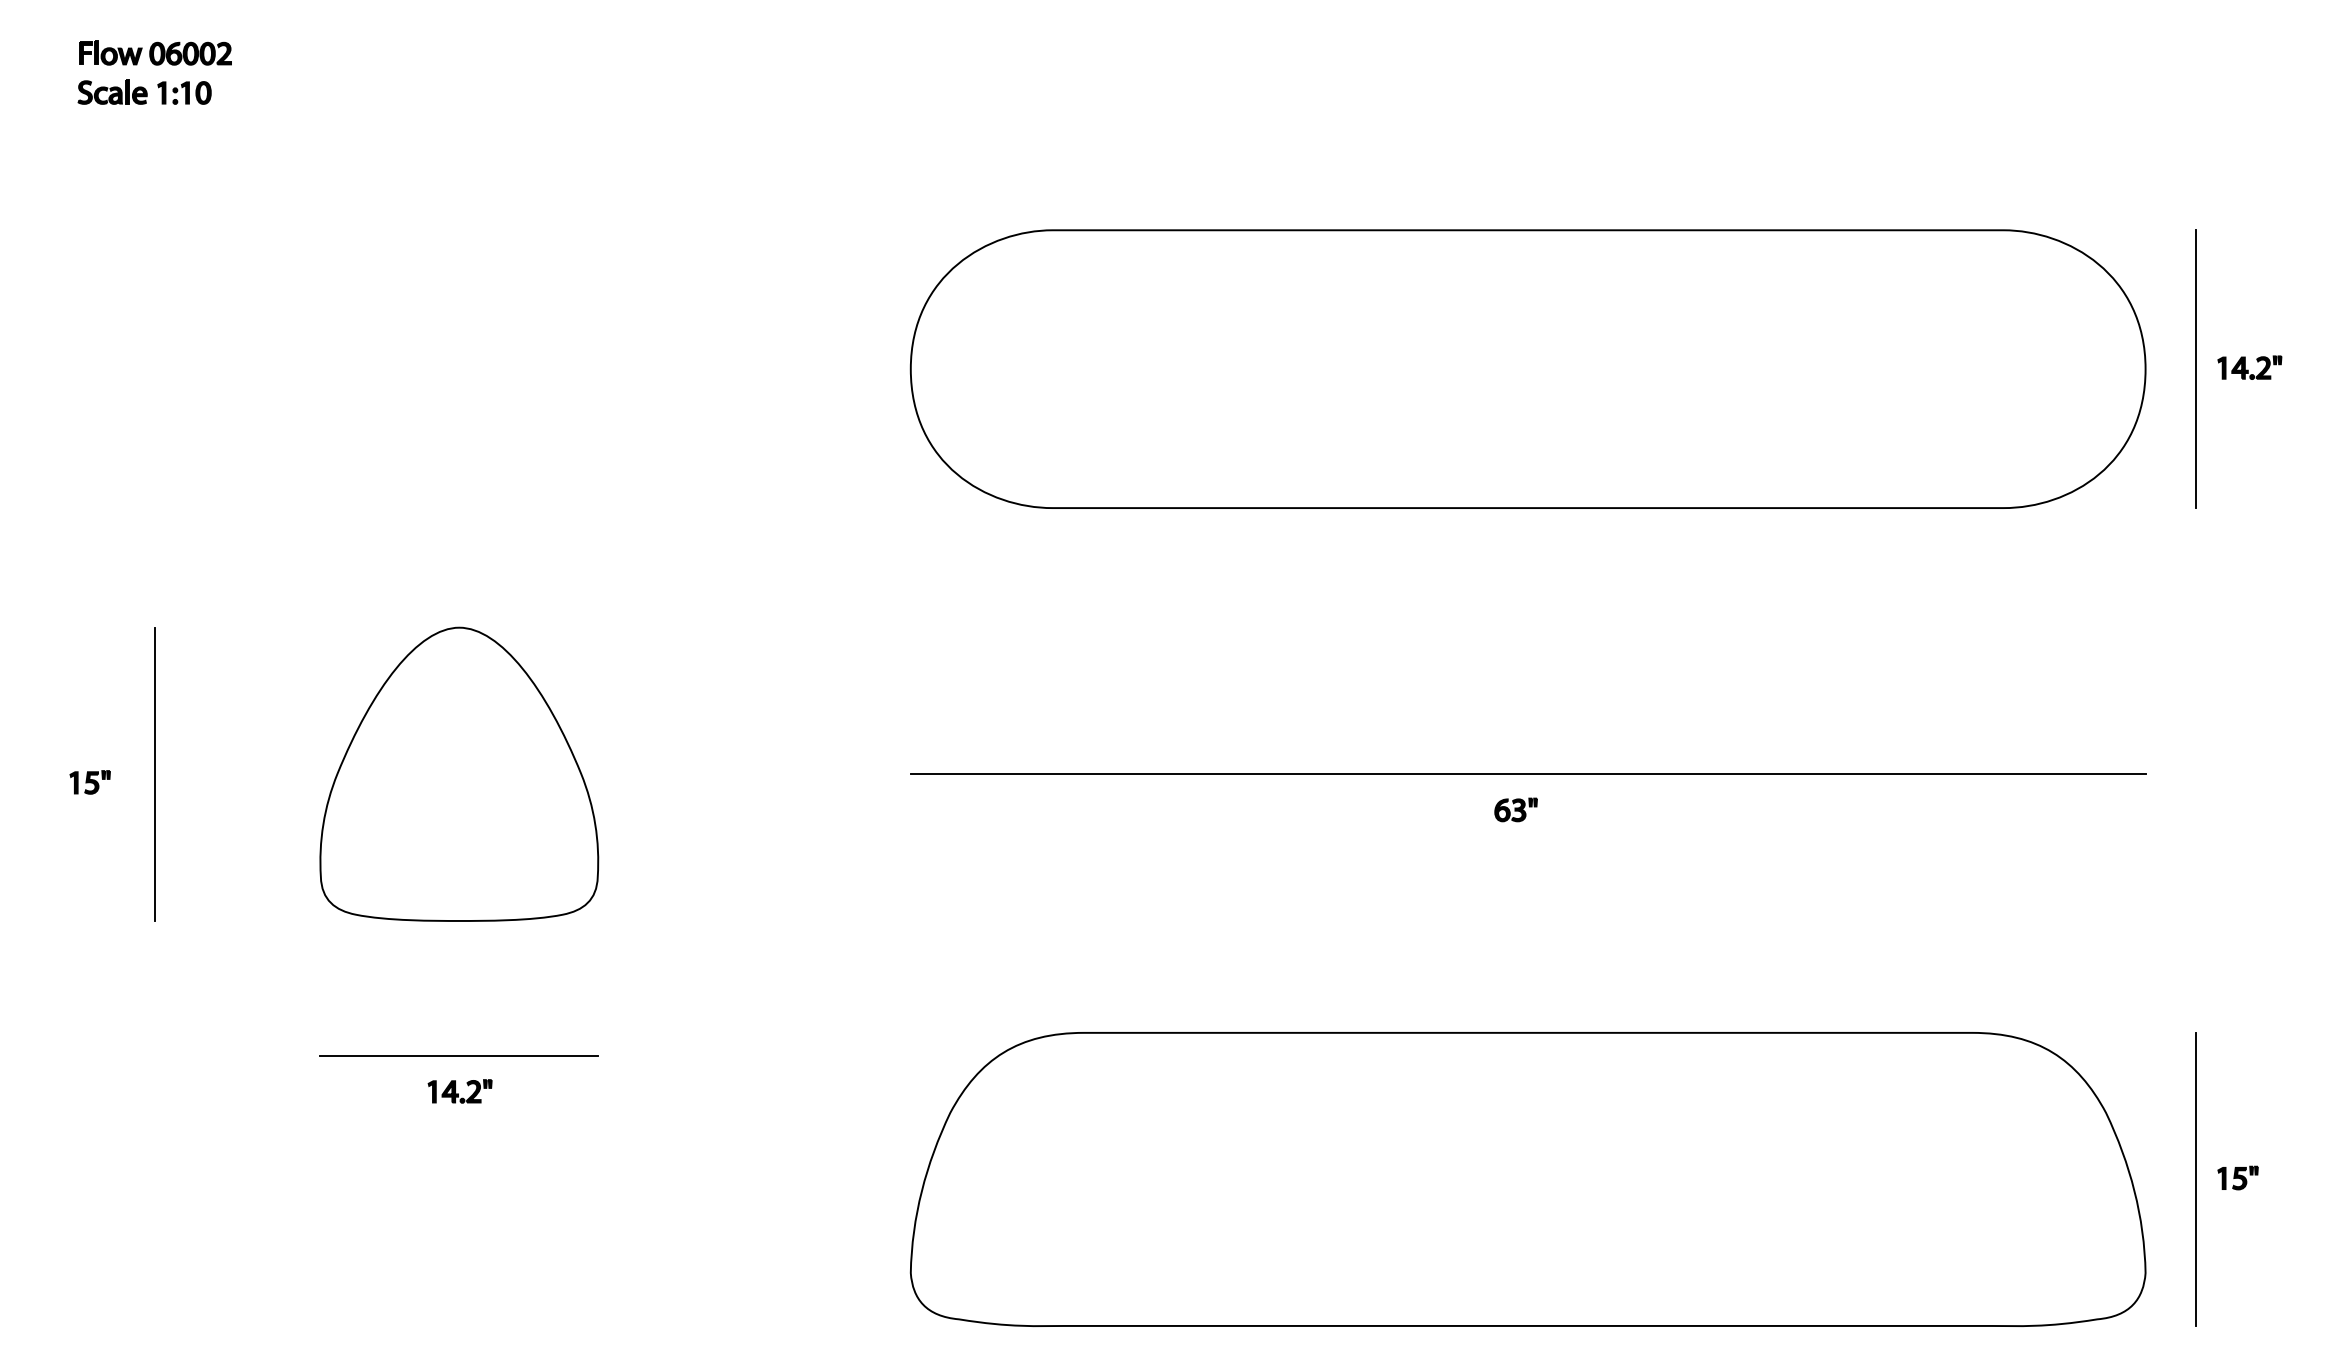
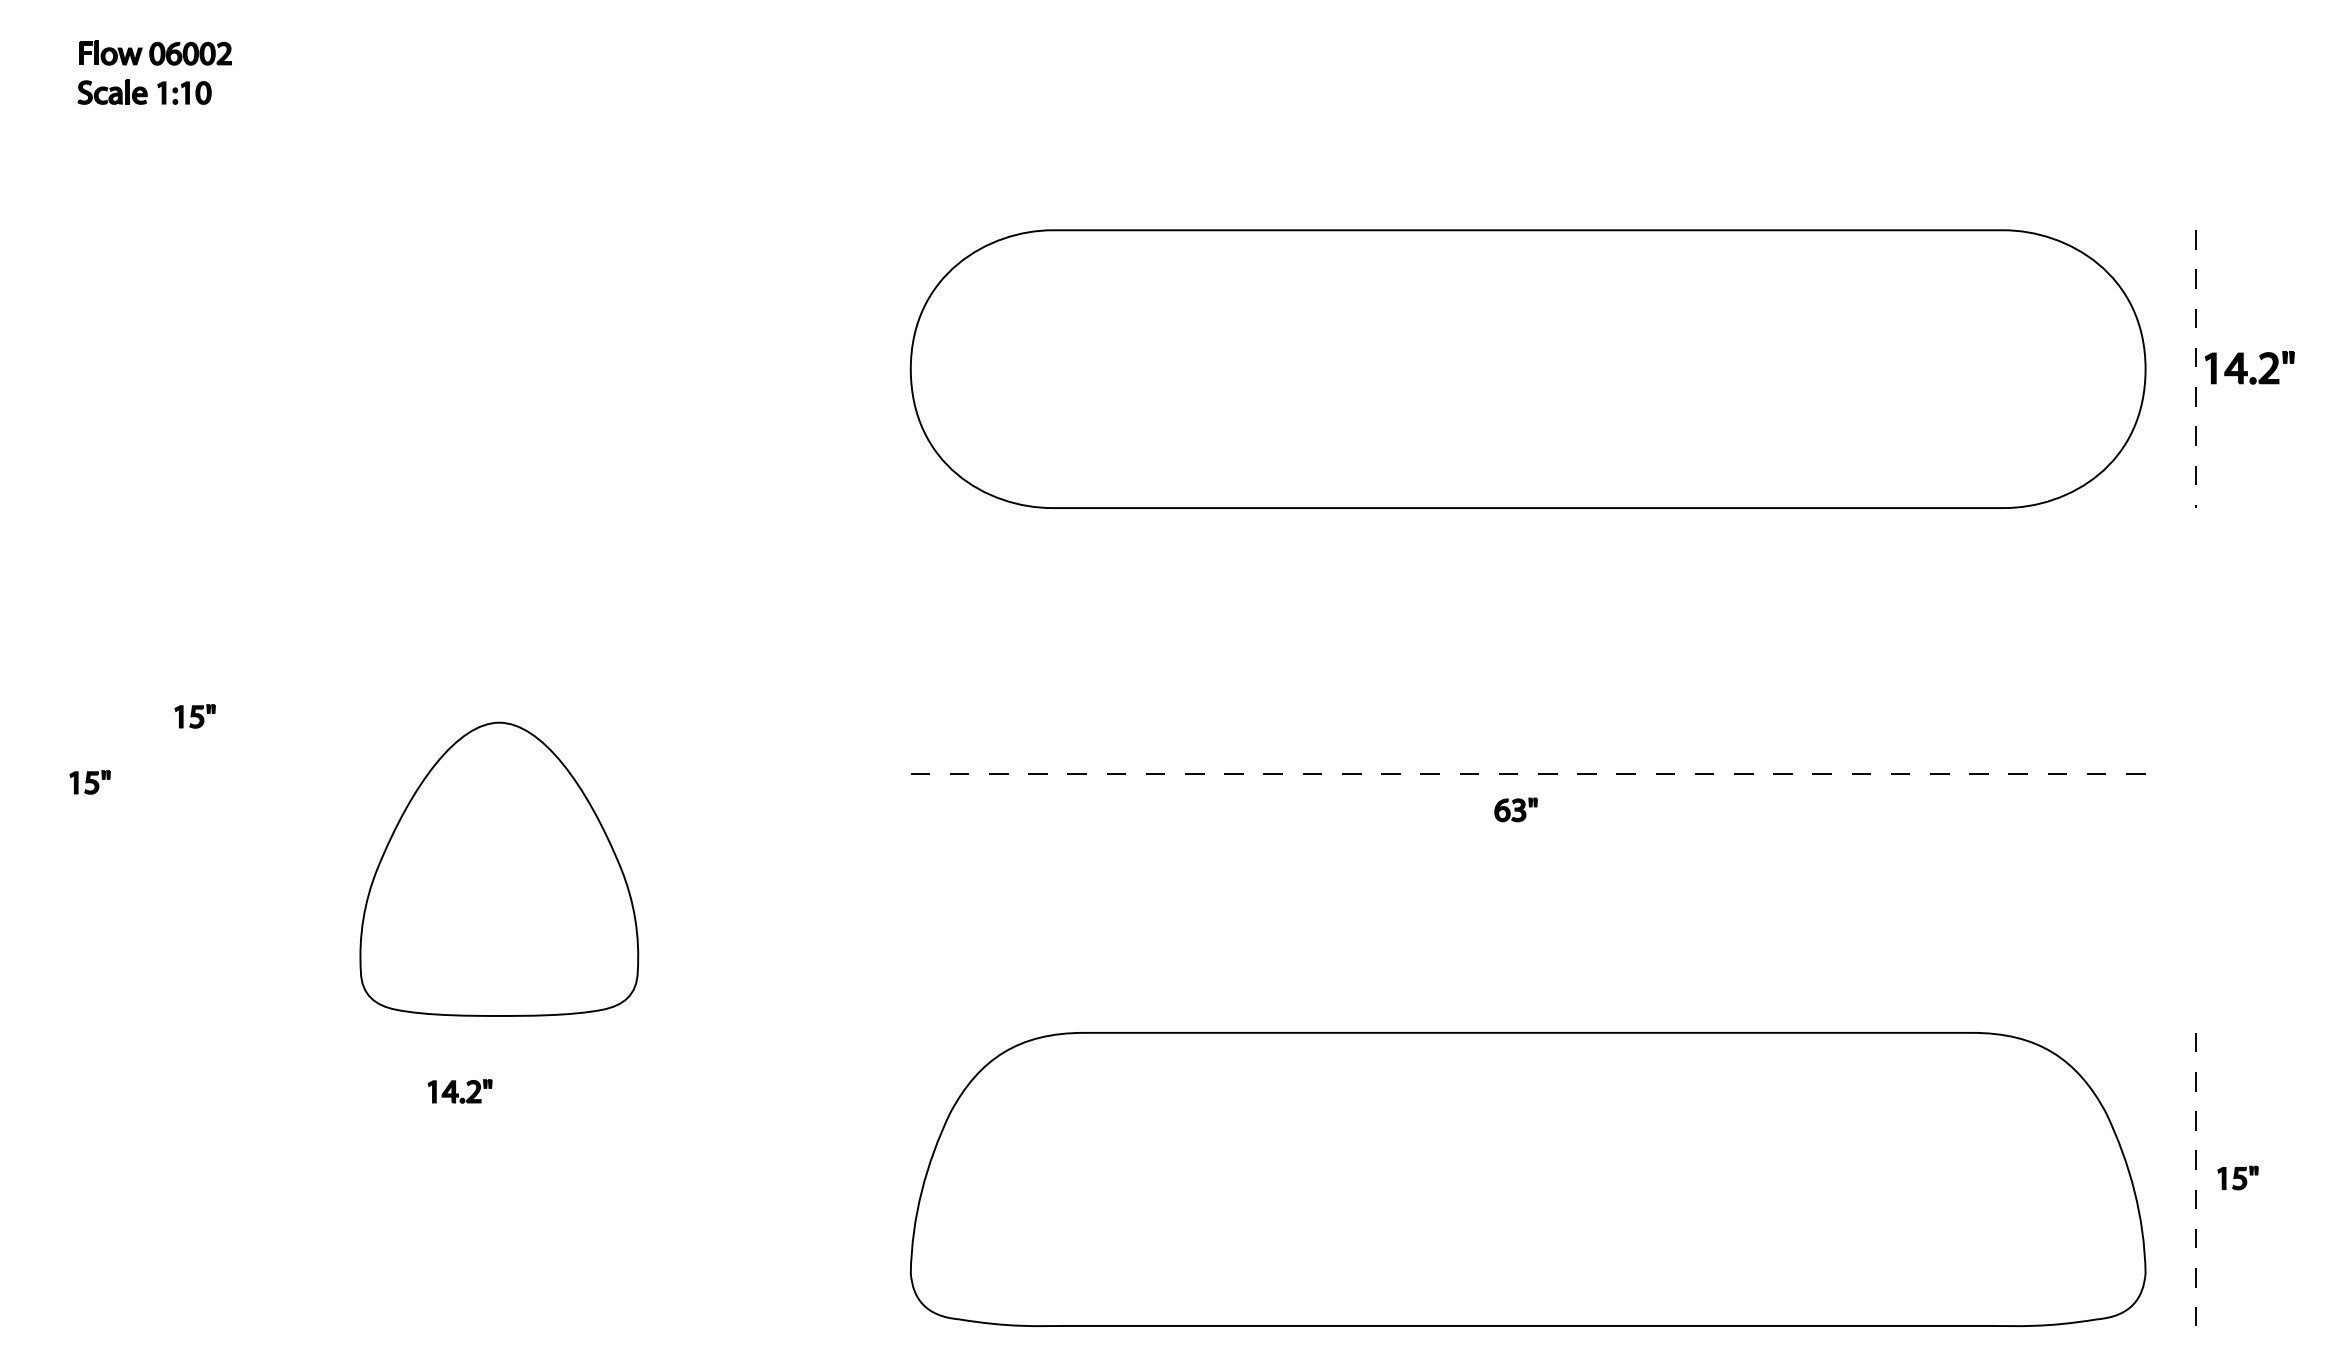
part size: 66x25 px -> 91x34 px (2249, 367)
line: solid -> dashed (2195, 369)
part: none -> present (194, 716)
part position: (459, 773) -> (499, 868) (499, 868)
line: present -> none (154, 774)
line: solid -> dashed (1527, 774)
line: present -> none (459, 1055)
line: solid -> dashed (2195, 1179)
